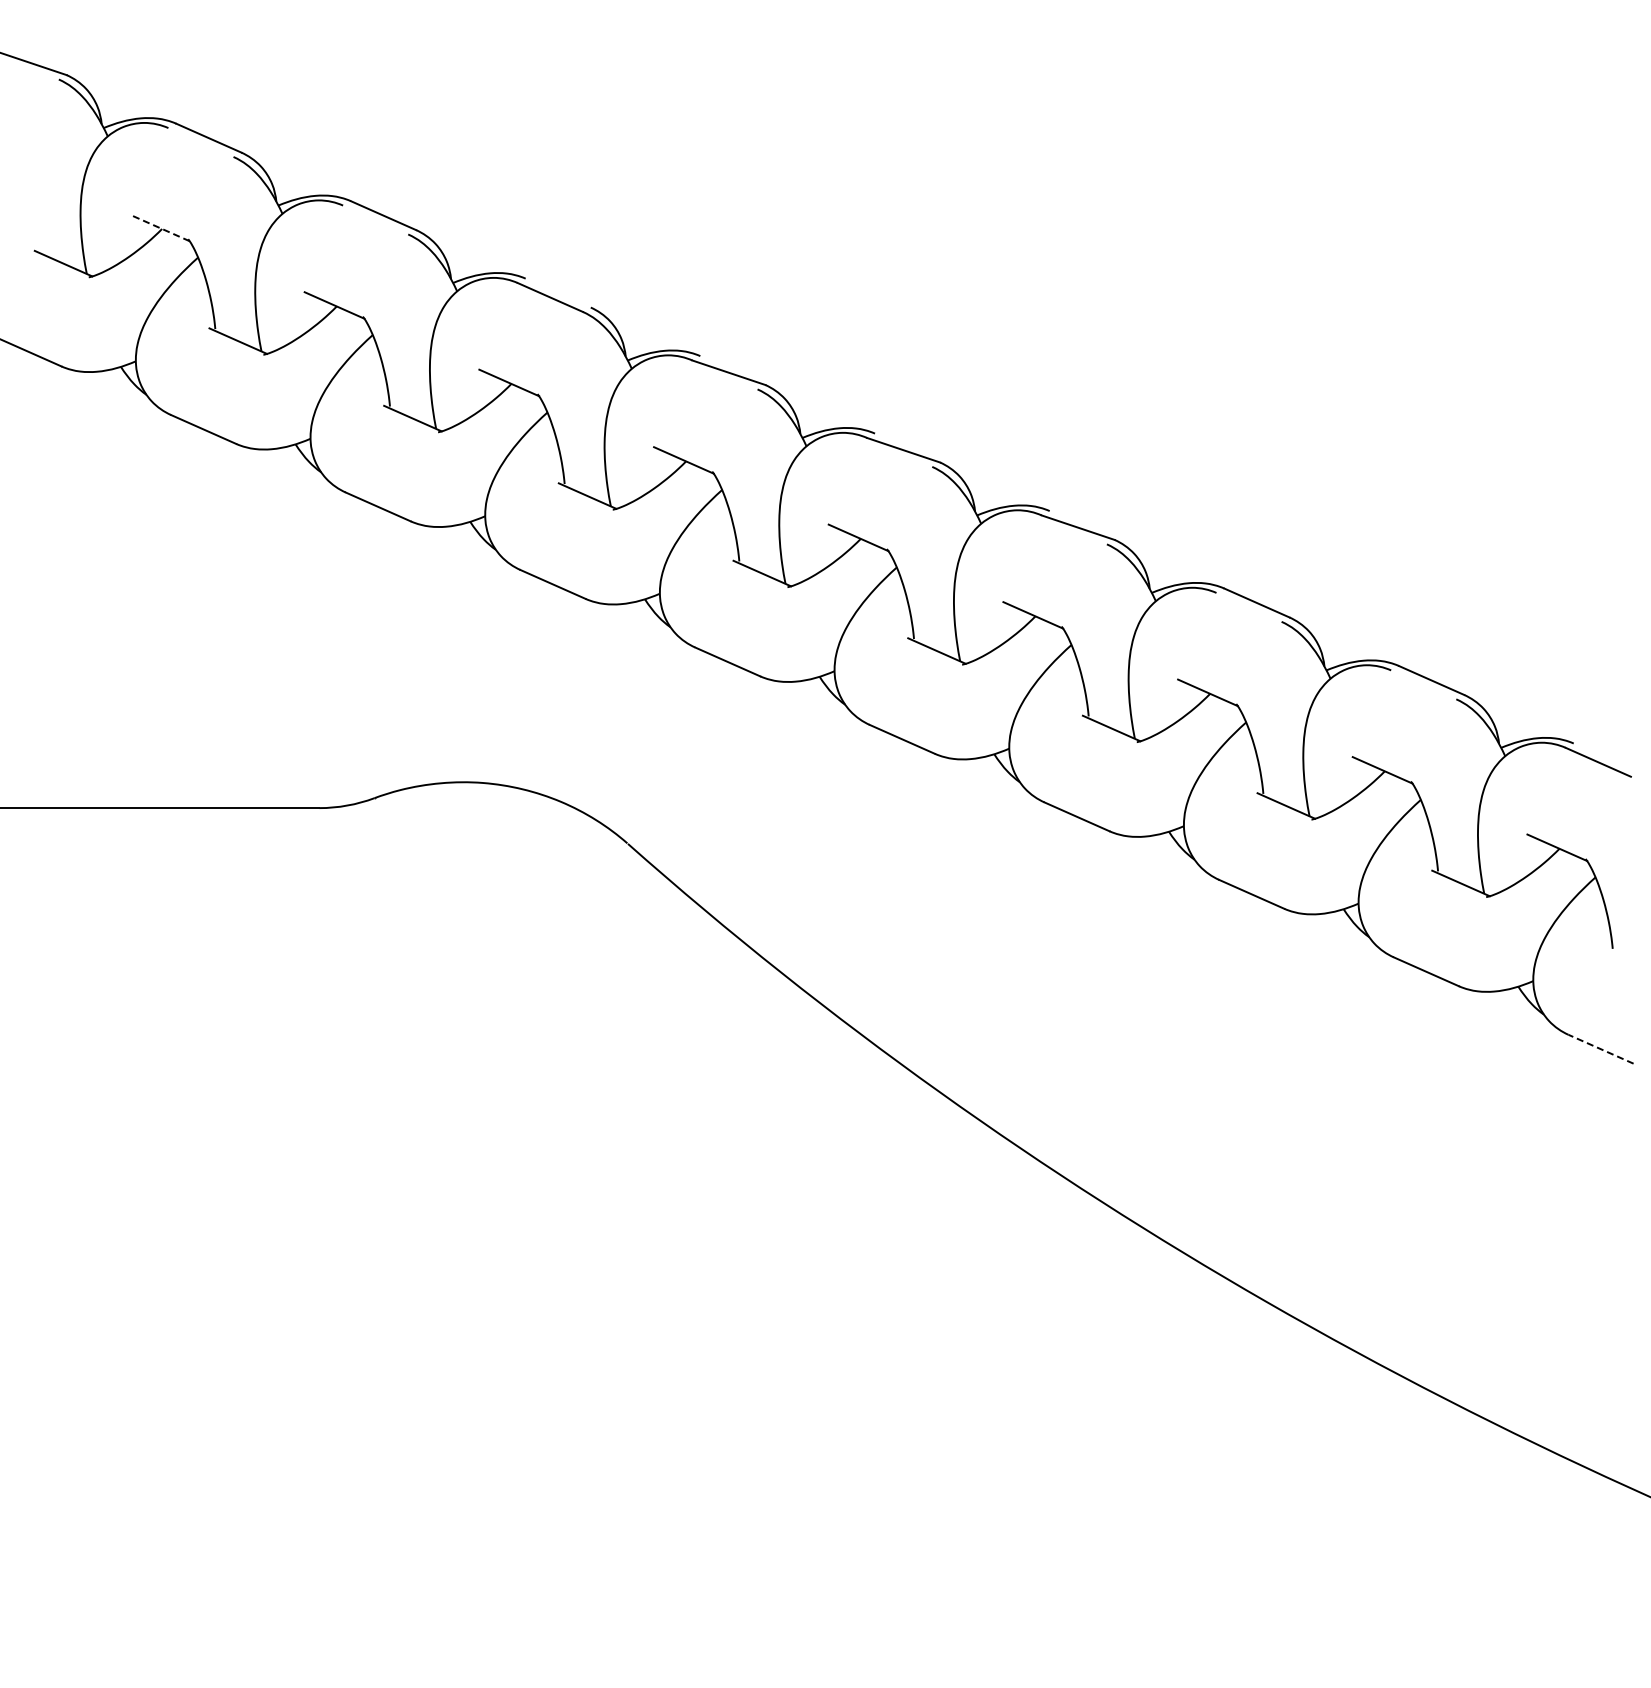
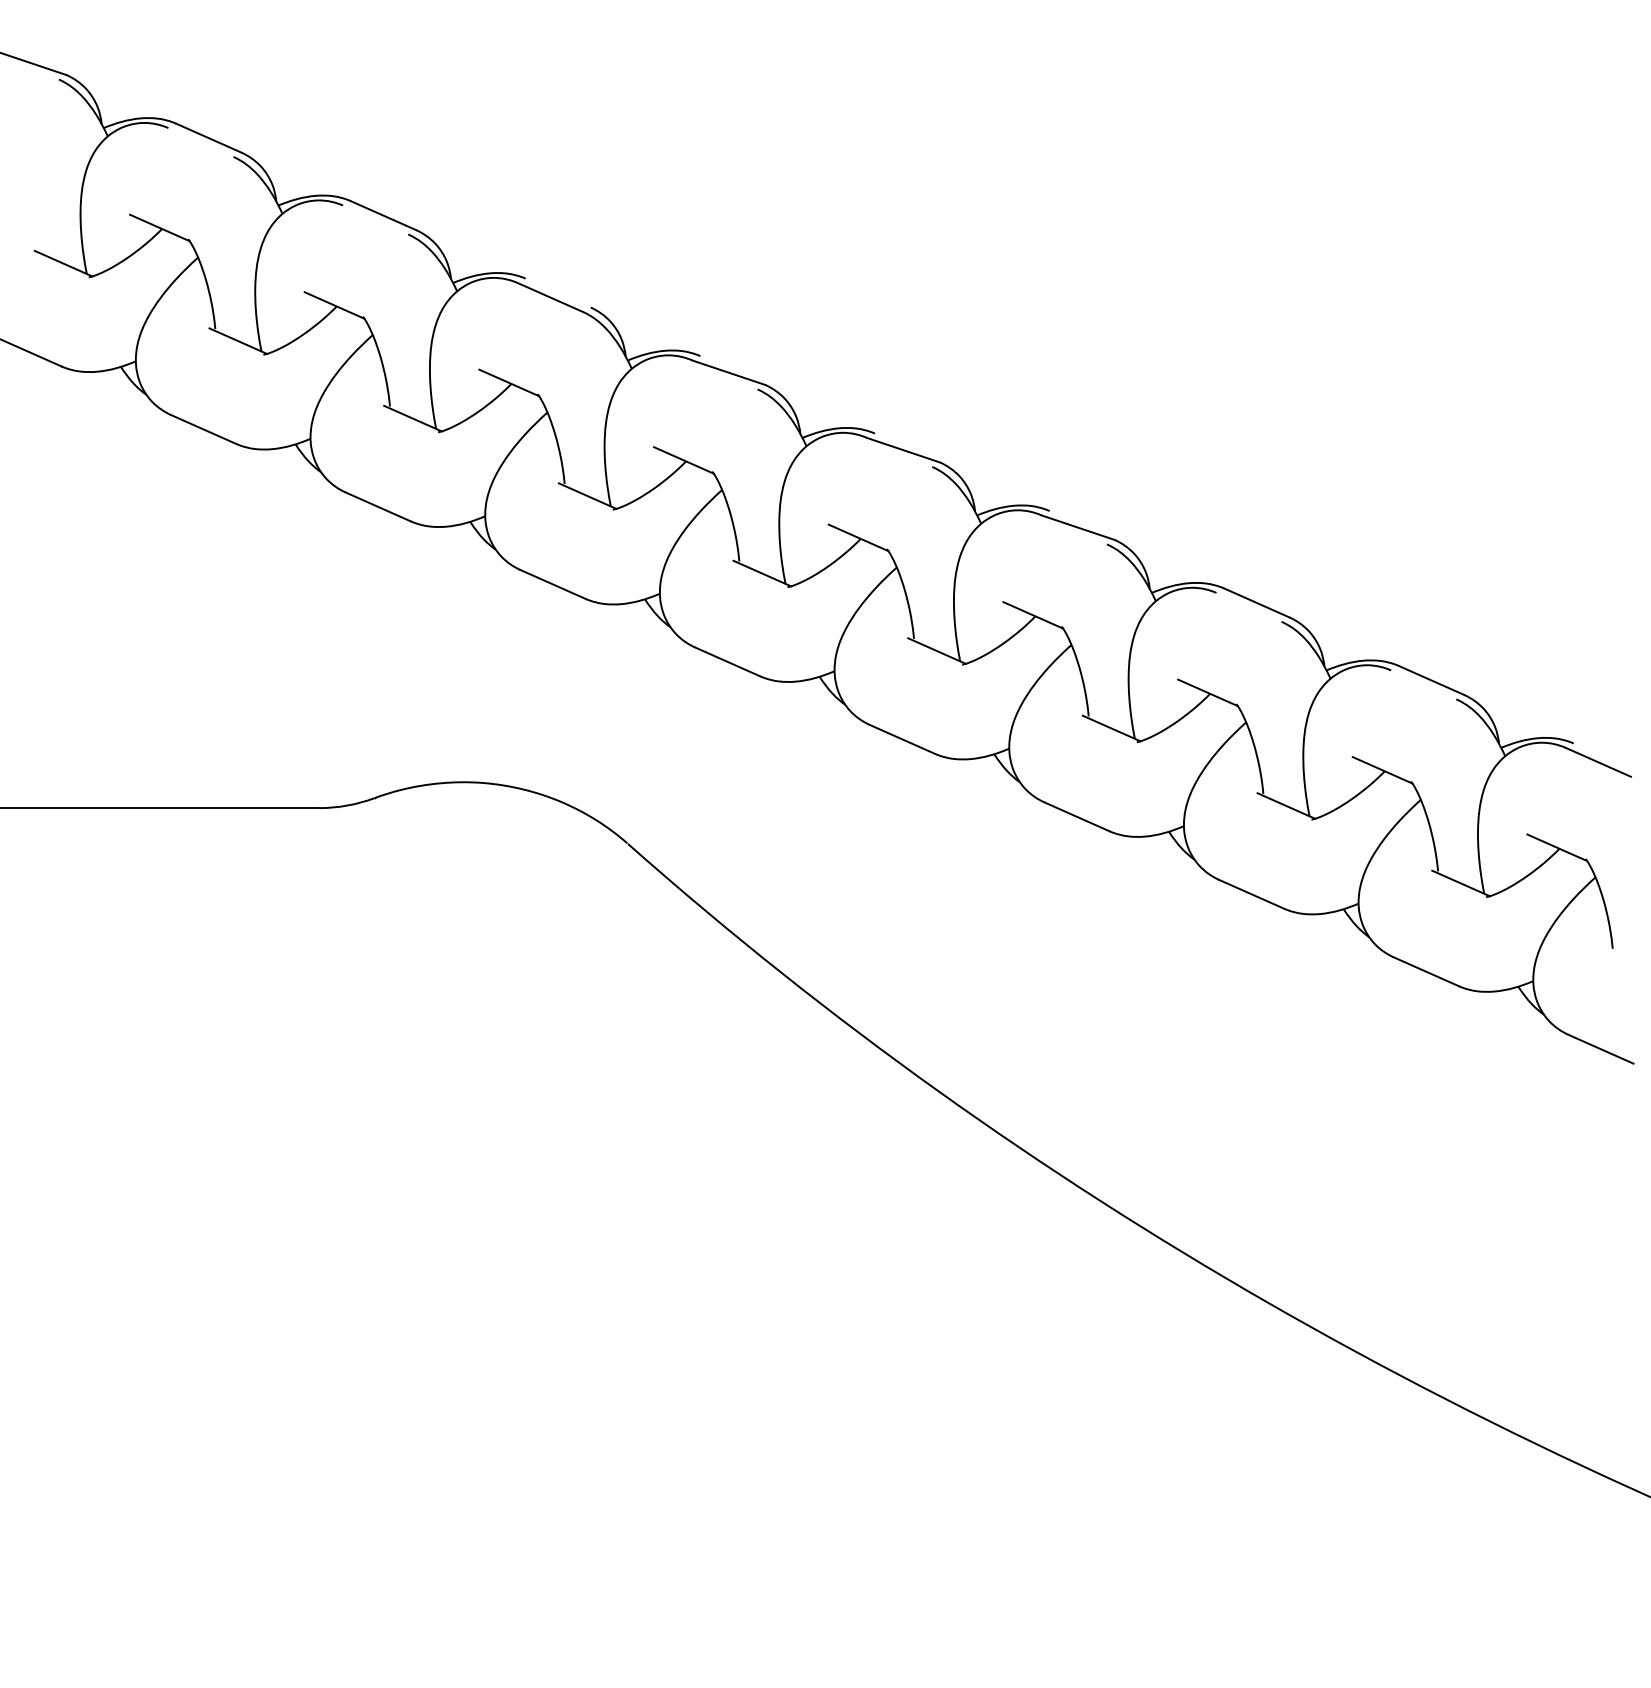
line: dashed -> solid (159, 227)
line: dashed -> solid (1601, 1049)
